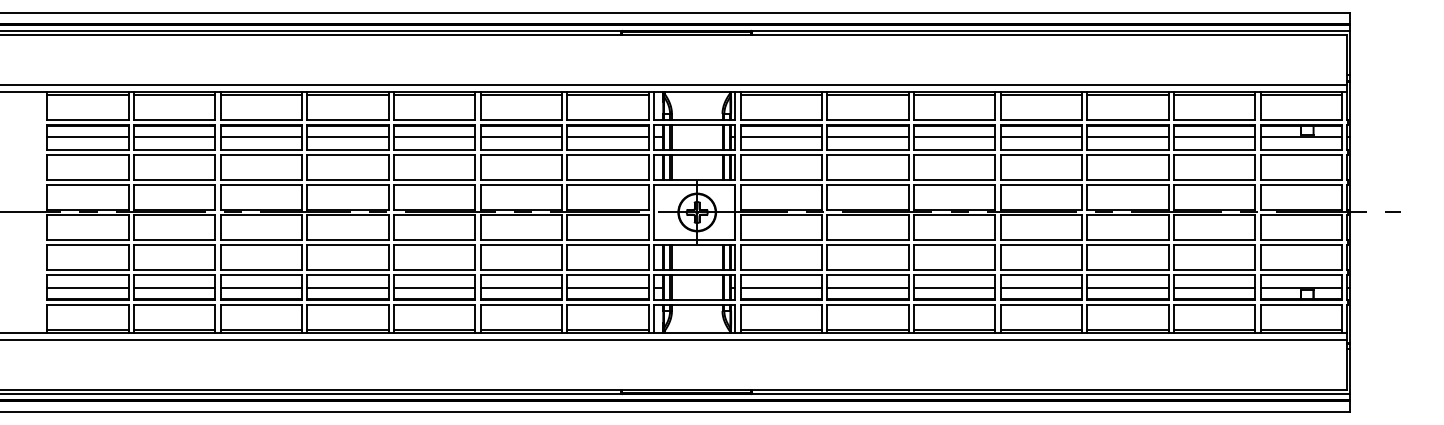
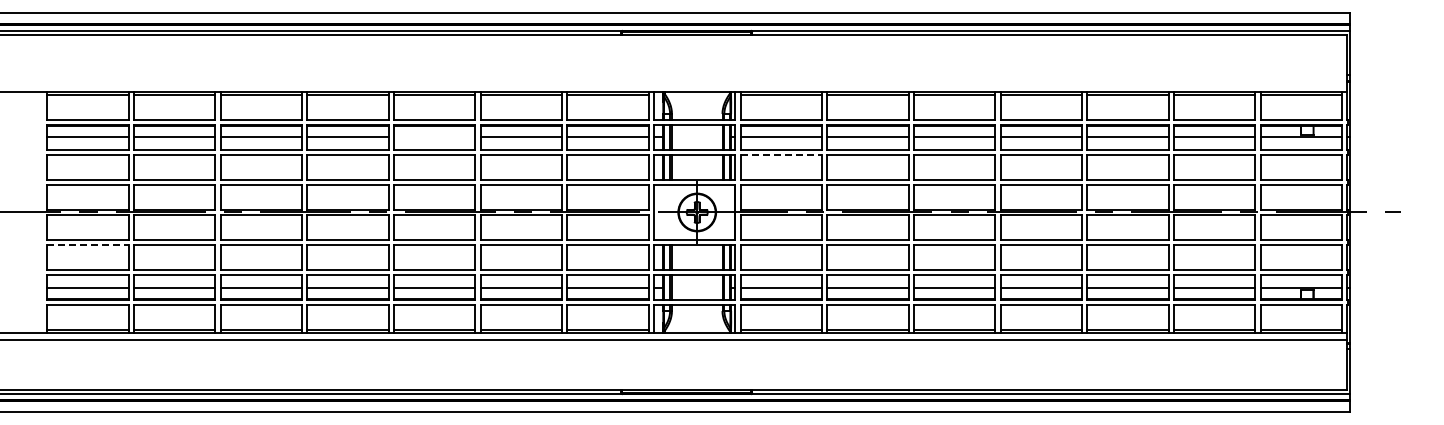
line: present -> none (674, 84)
line: present -> none (434, 136)
line: solid -> dashed (781, 155)
line: solid -> dashed (87, 245)
